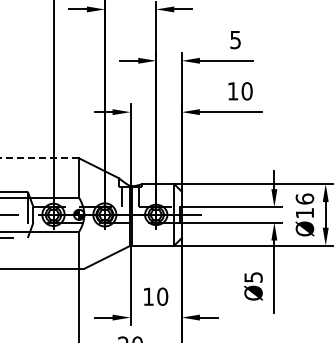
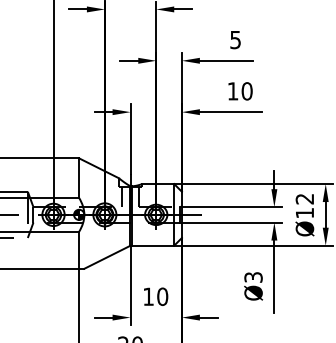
line: dashed -> solid (39, 158)
text: Ø16 -> Ø12 (304, 198)
text: Ø5 -> Ø3 (253, 277)
